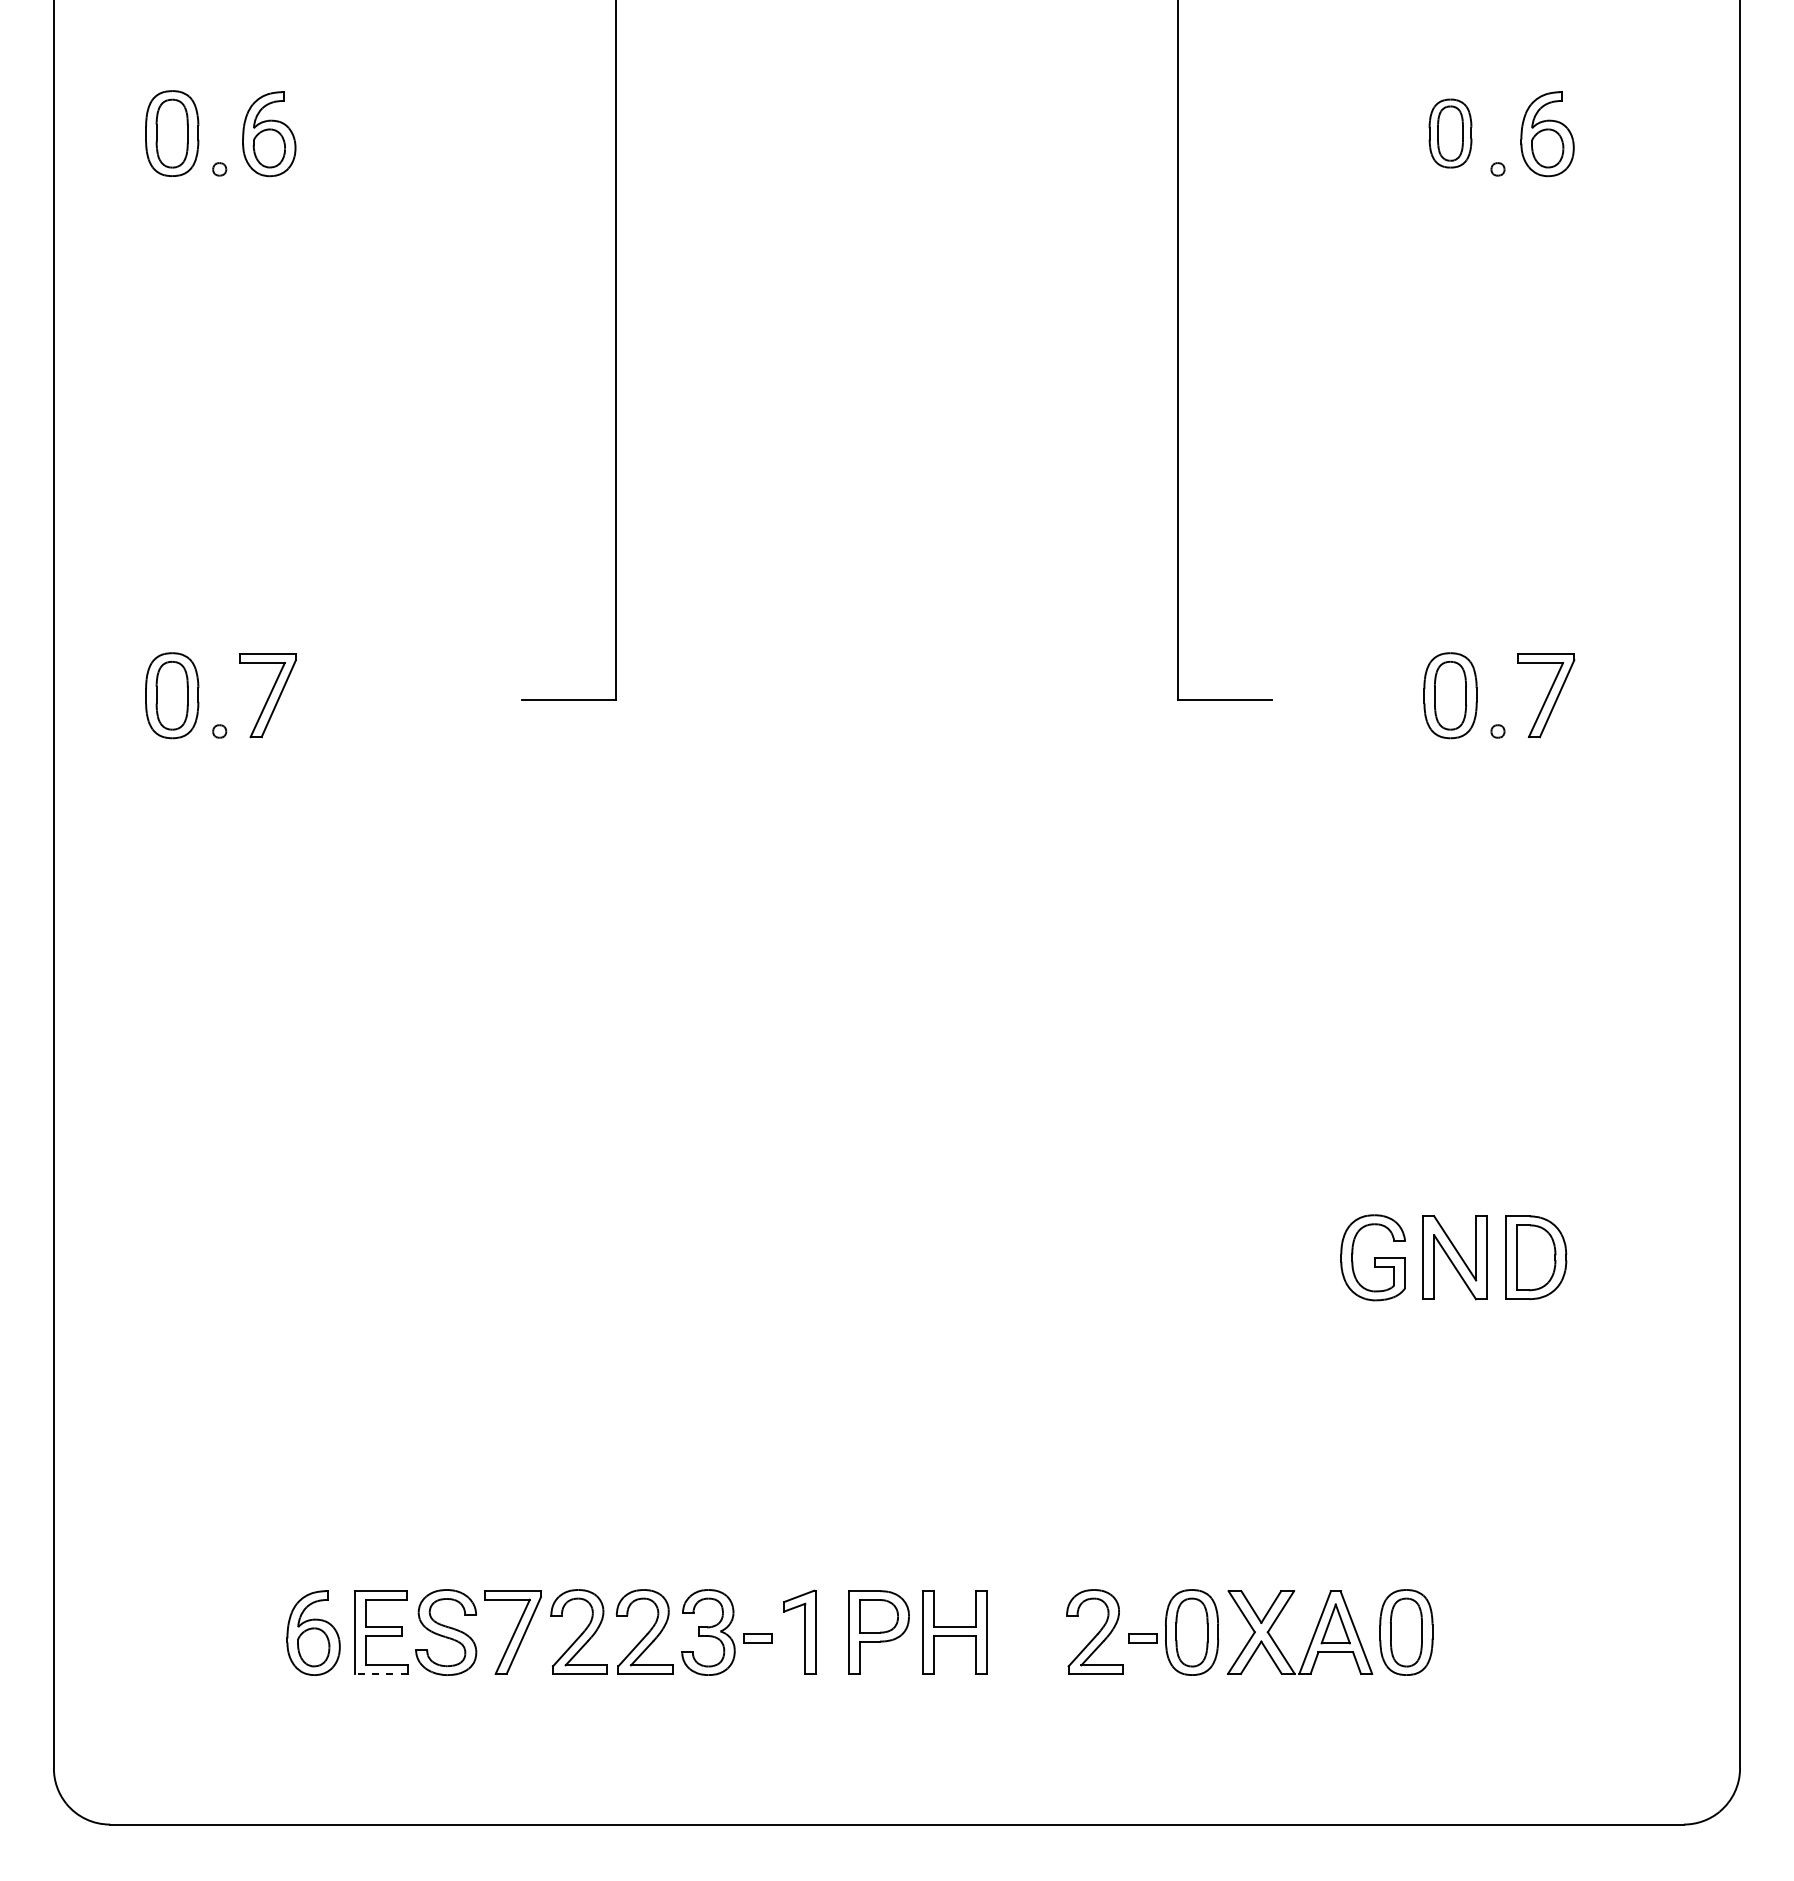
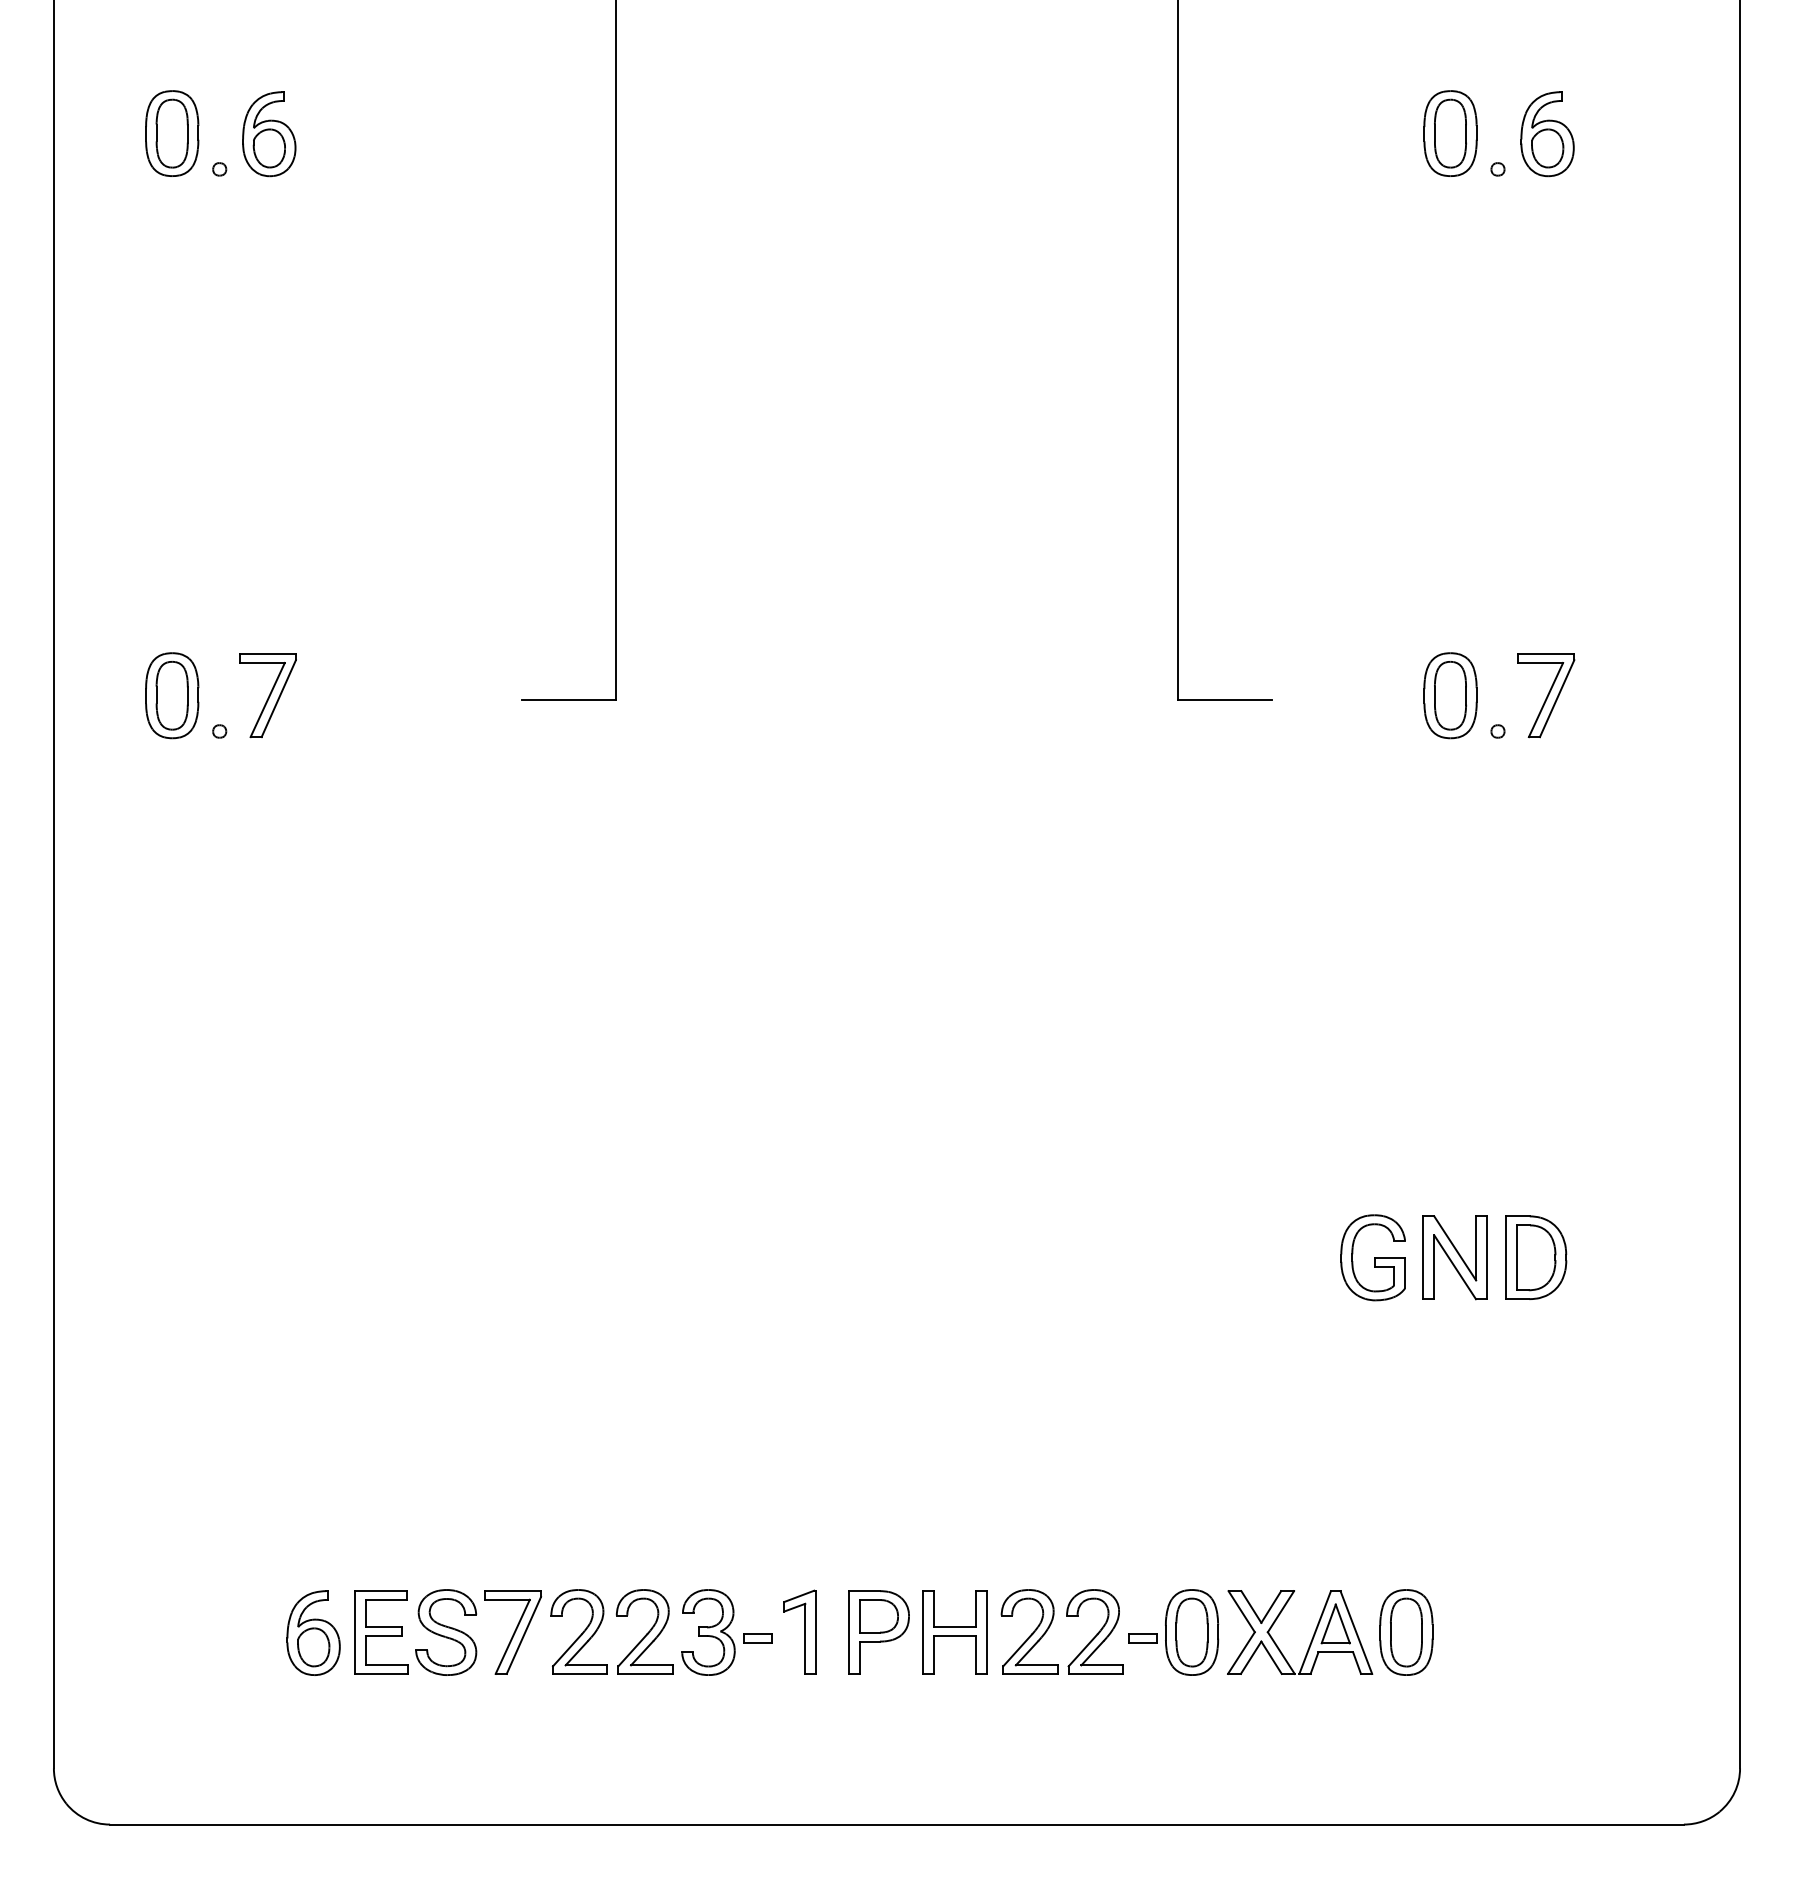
part size: 45x71 px -> 55x87 px (1450, 133)
part: none -> present (1029, 1631)
line: dashed -> solid (380, 1673)
